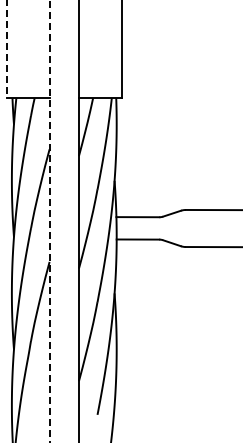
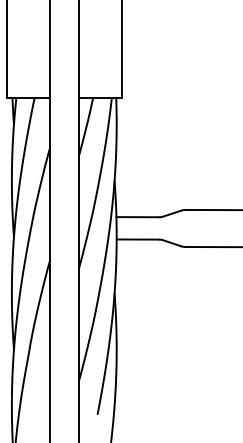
line: dashed -> solid (6, 49)
line: dashed -> solid (49, 222)
